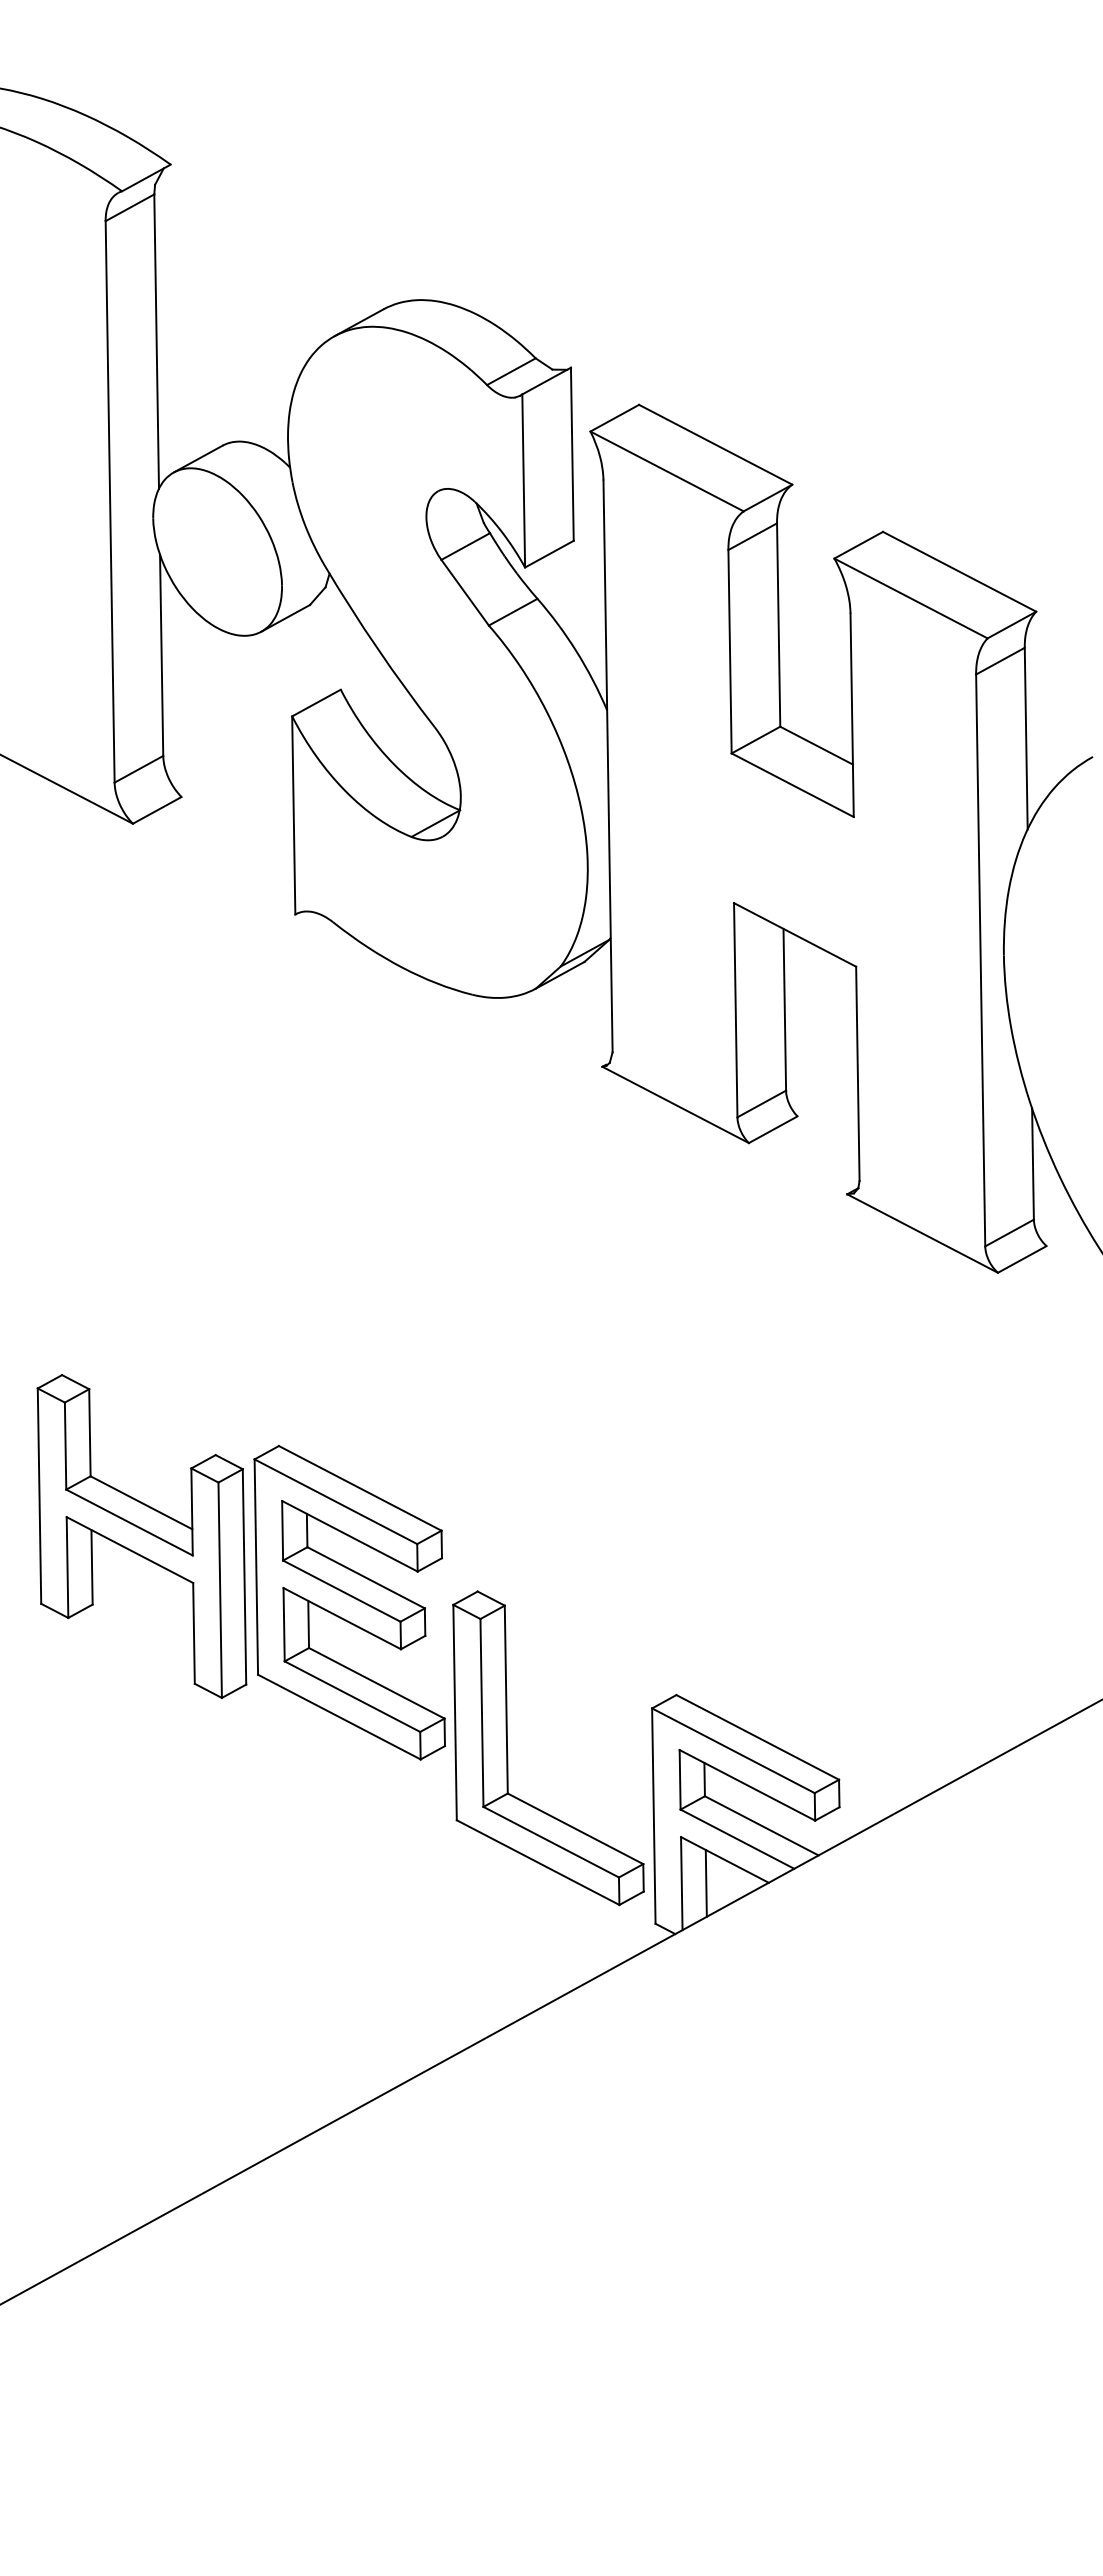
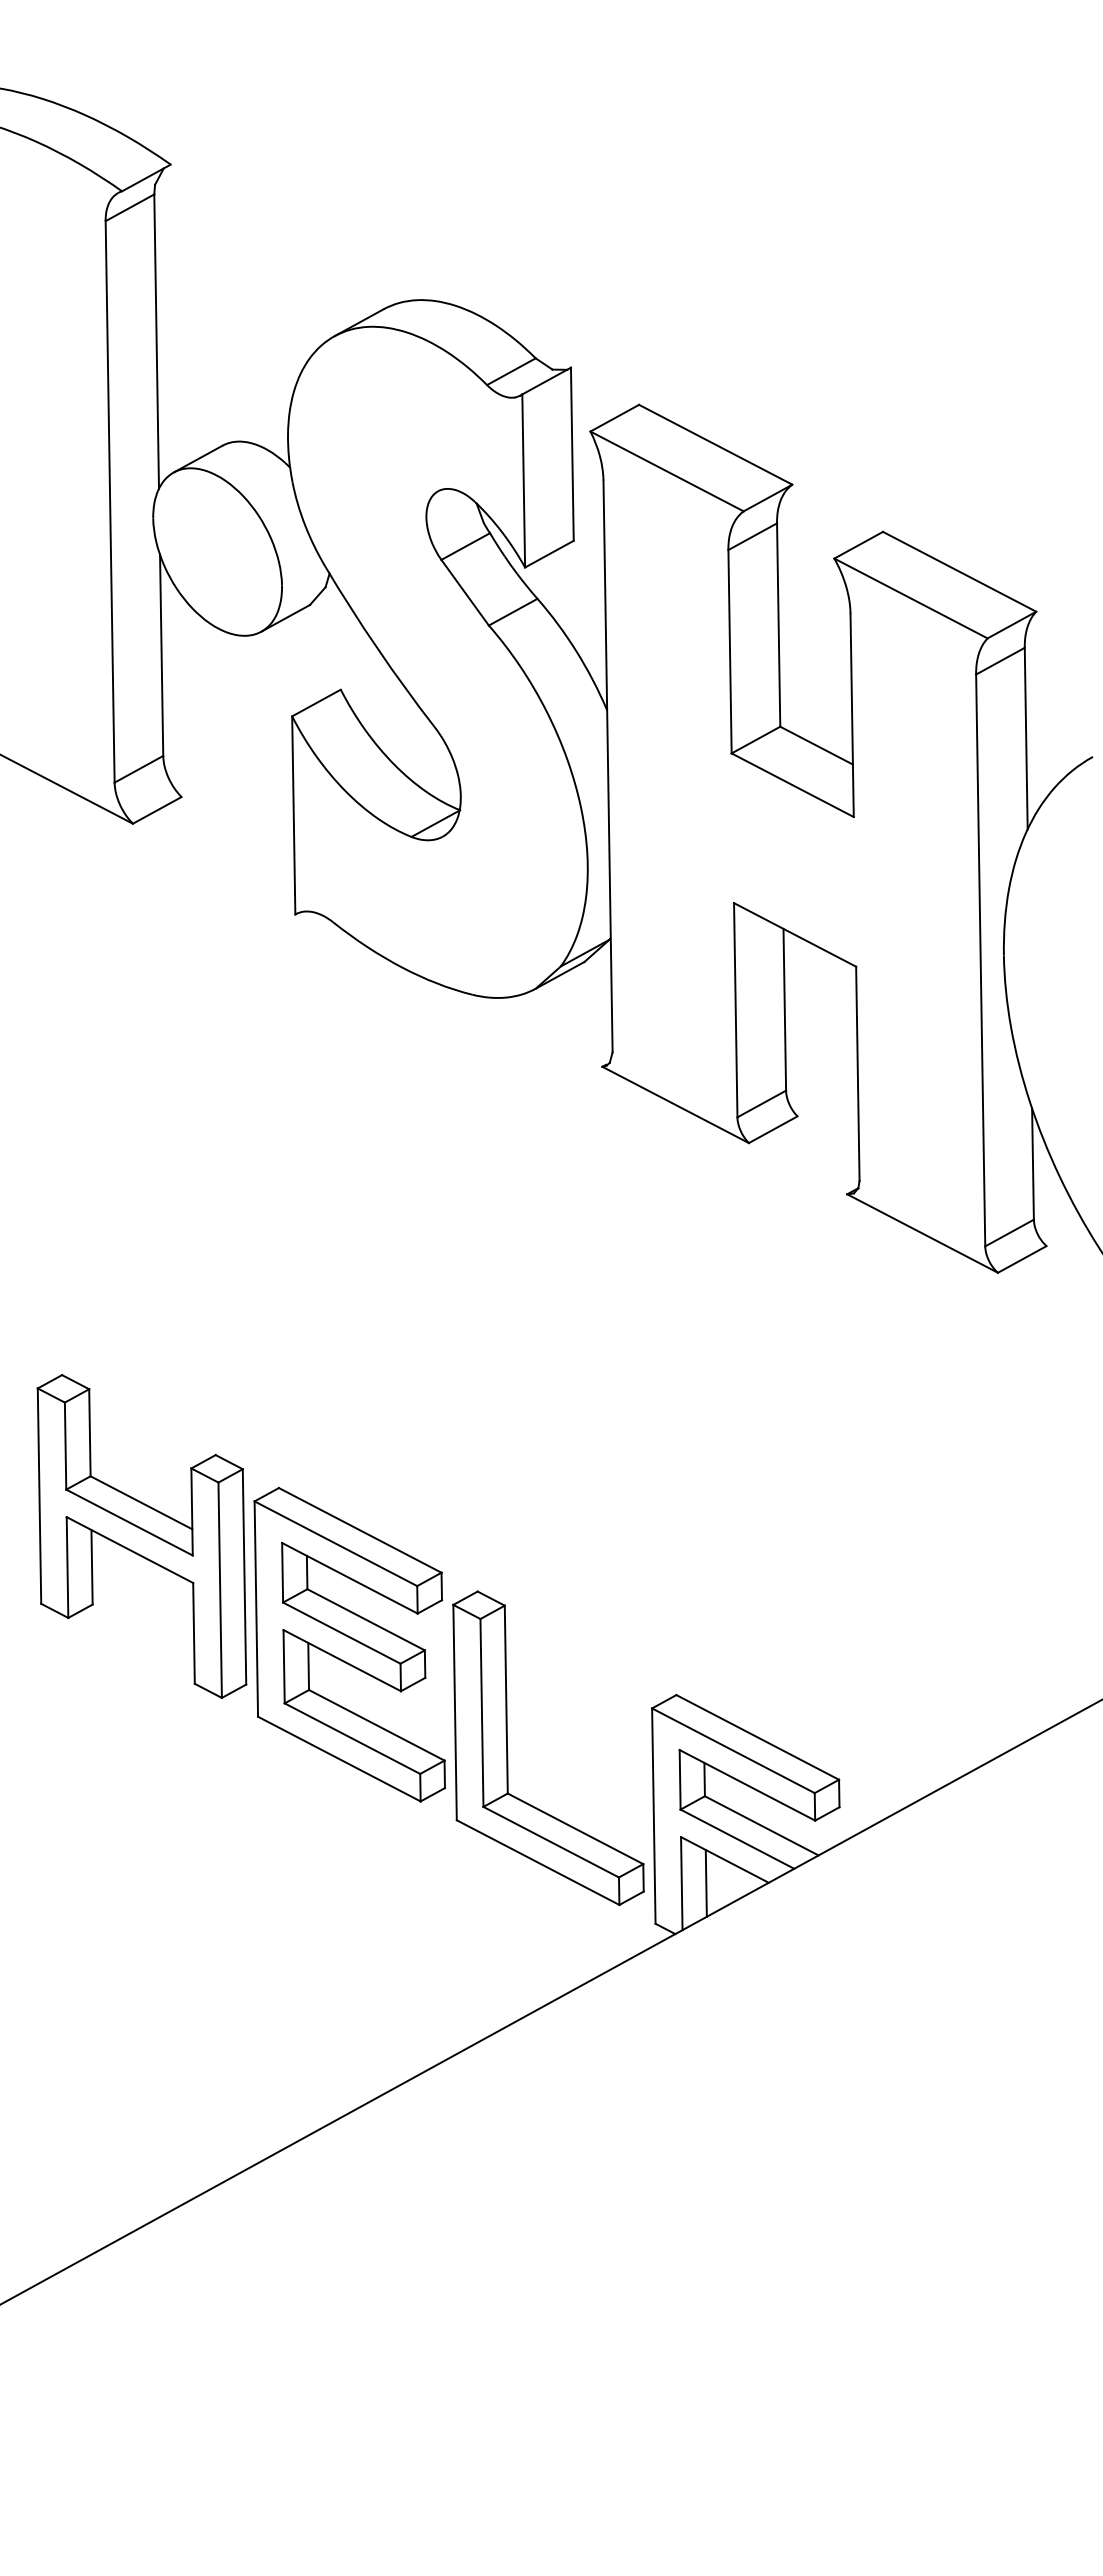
part position: (349, 1602) -> (349, 1644) (349, 1644)
